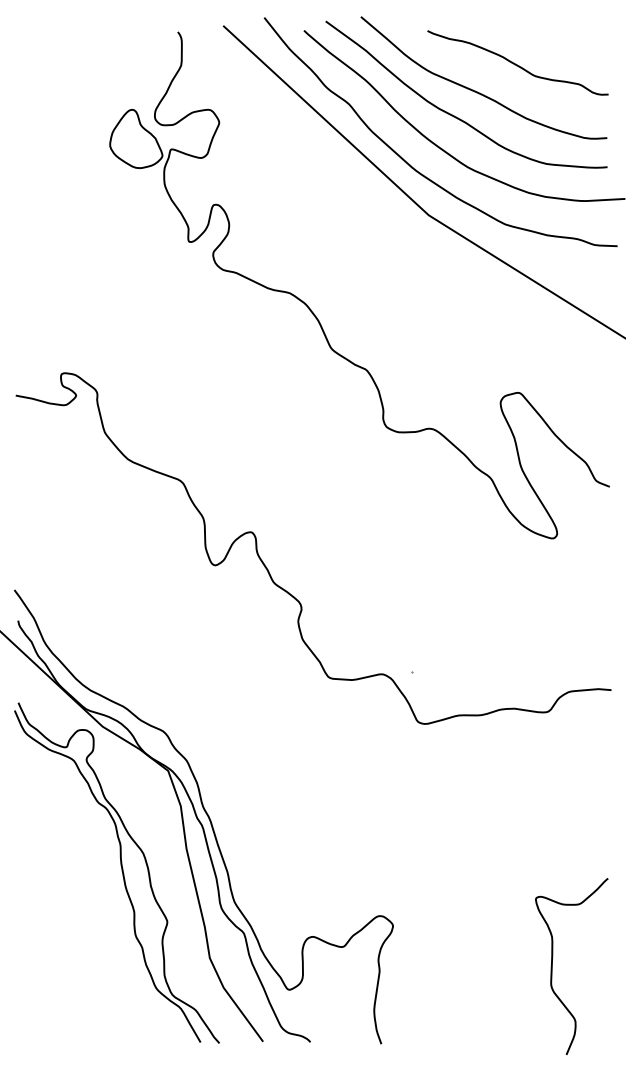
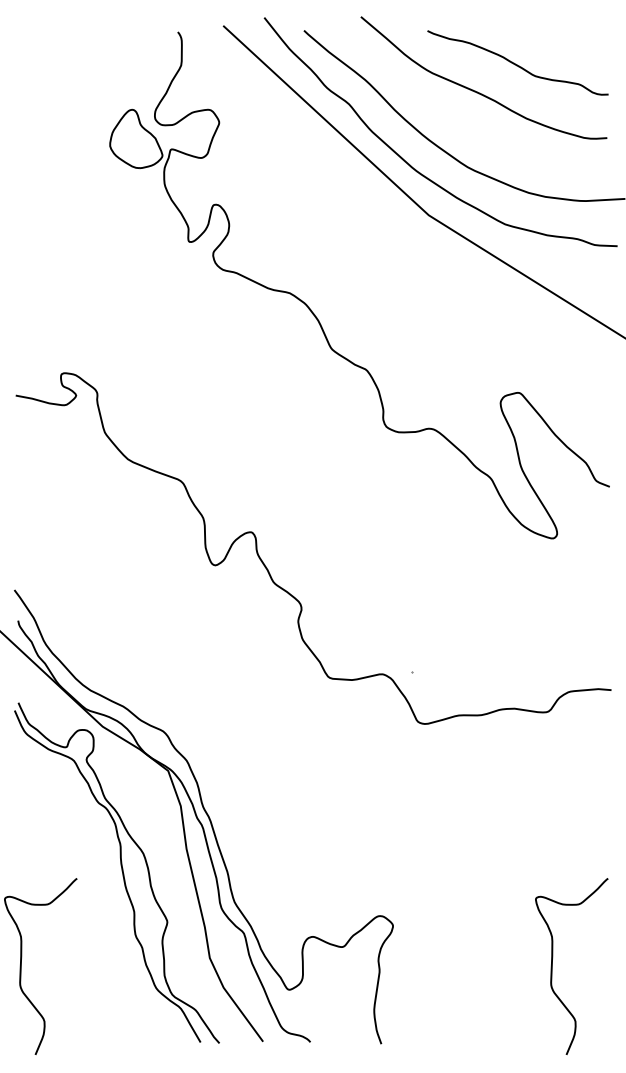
curve: present -> none (456, 116)
curve: none -> present (21, 966)
